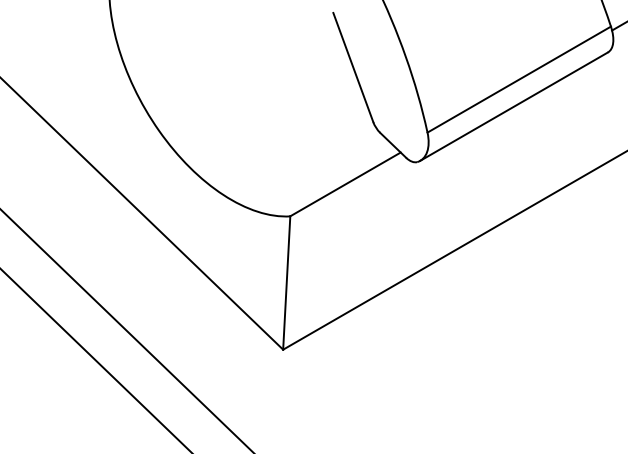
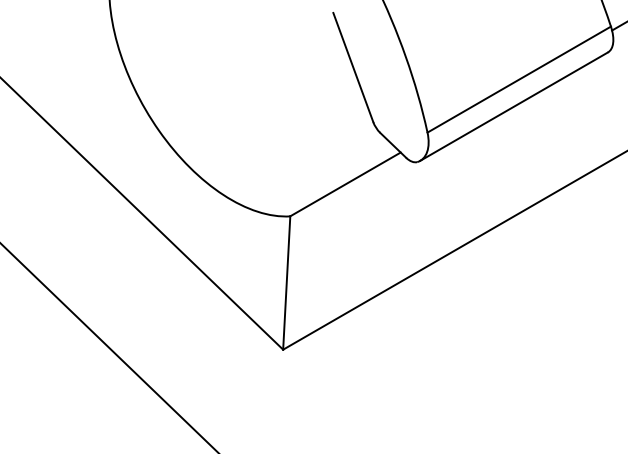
line: present -> none (126, 330)
line position: (95, 360) -> (109, 347) (109, 347)
